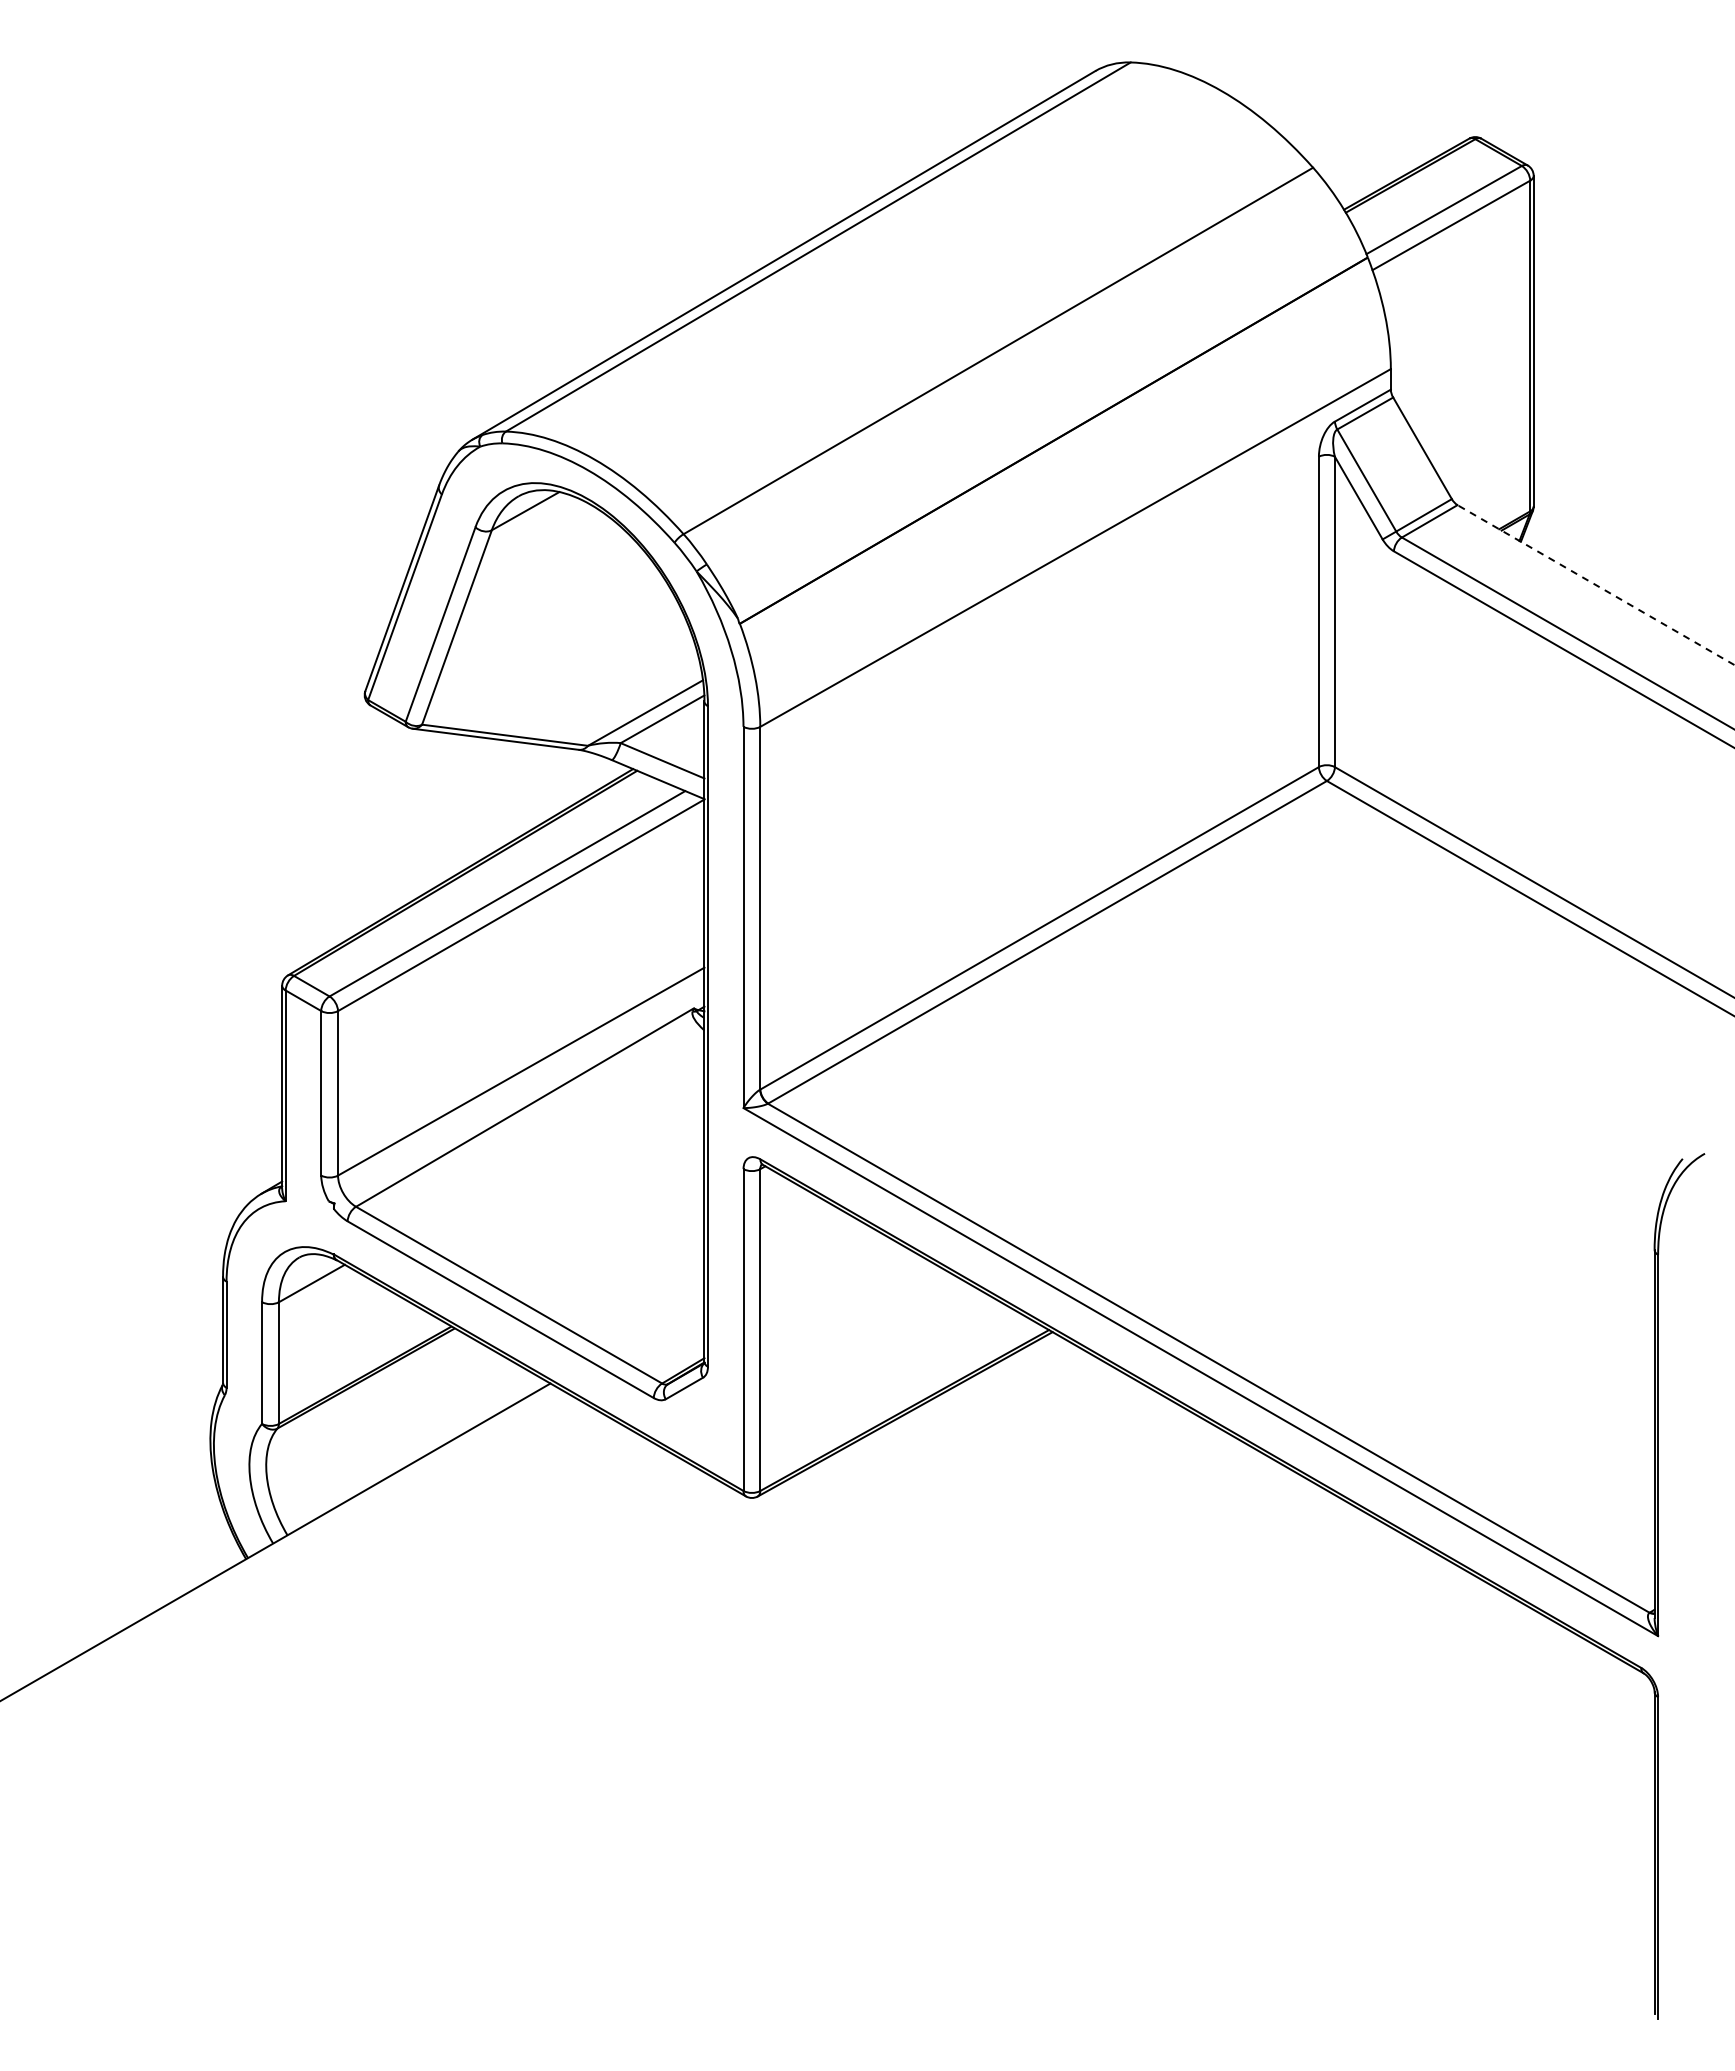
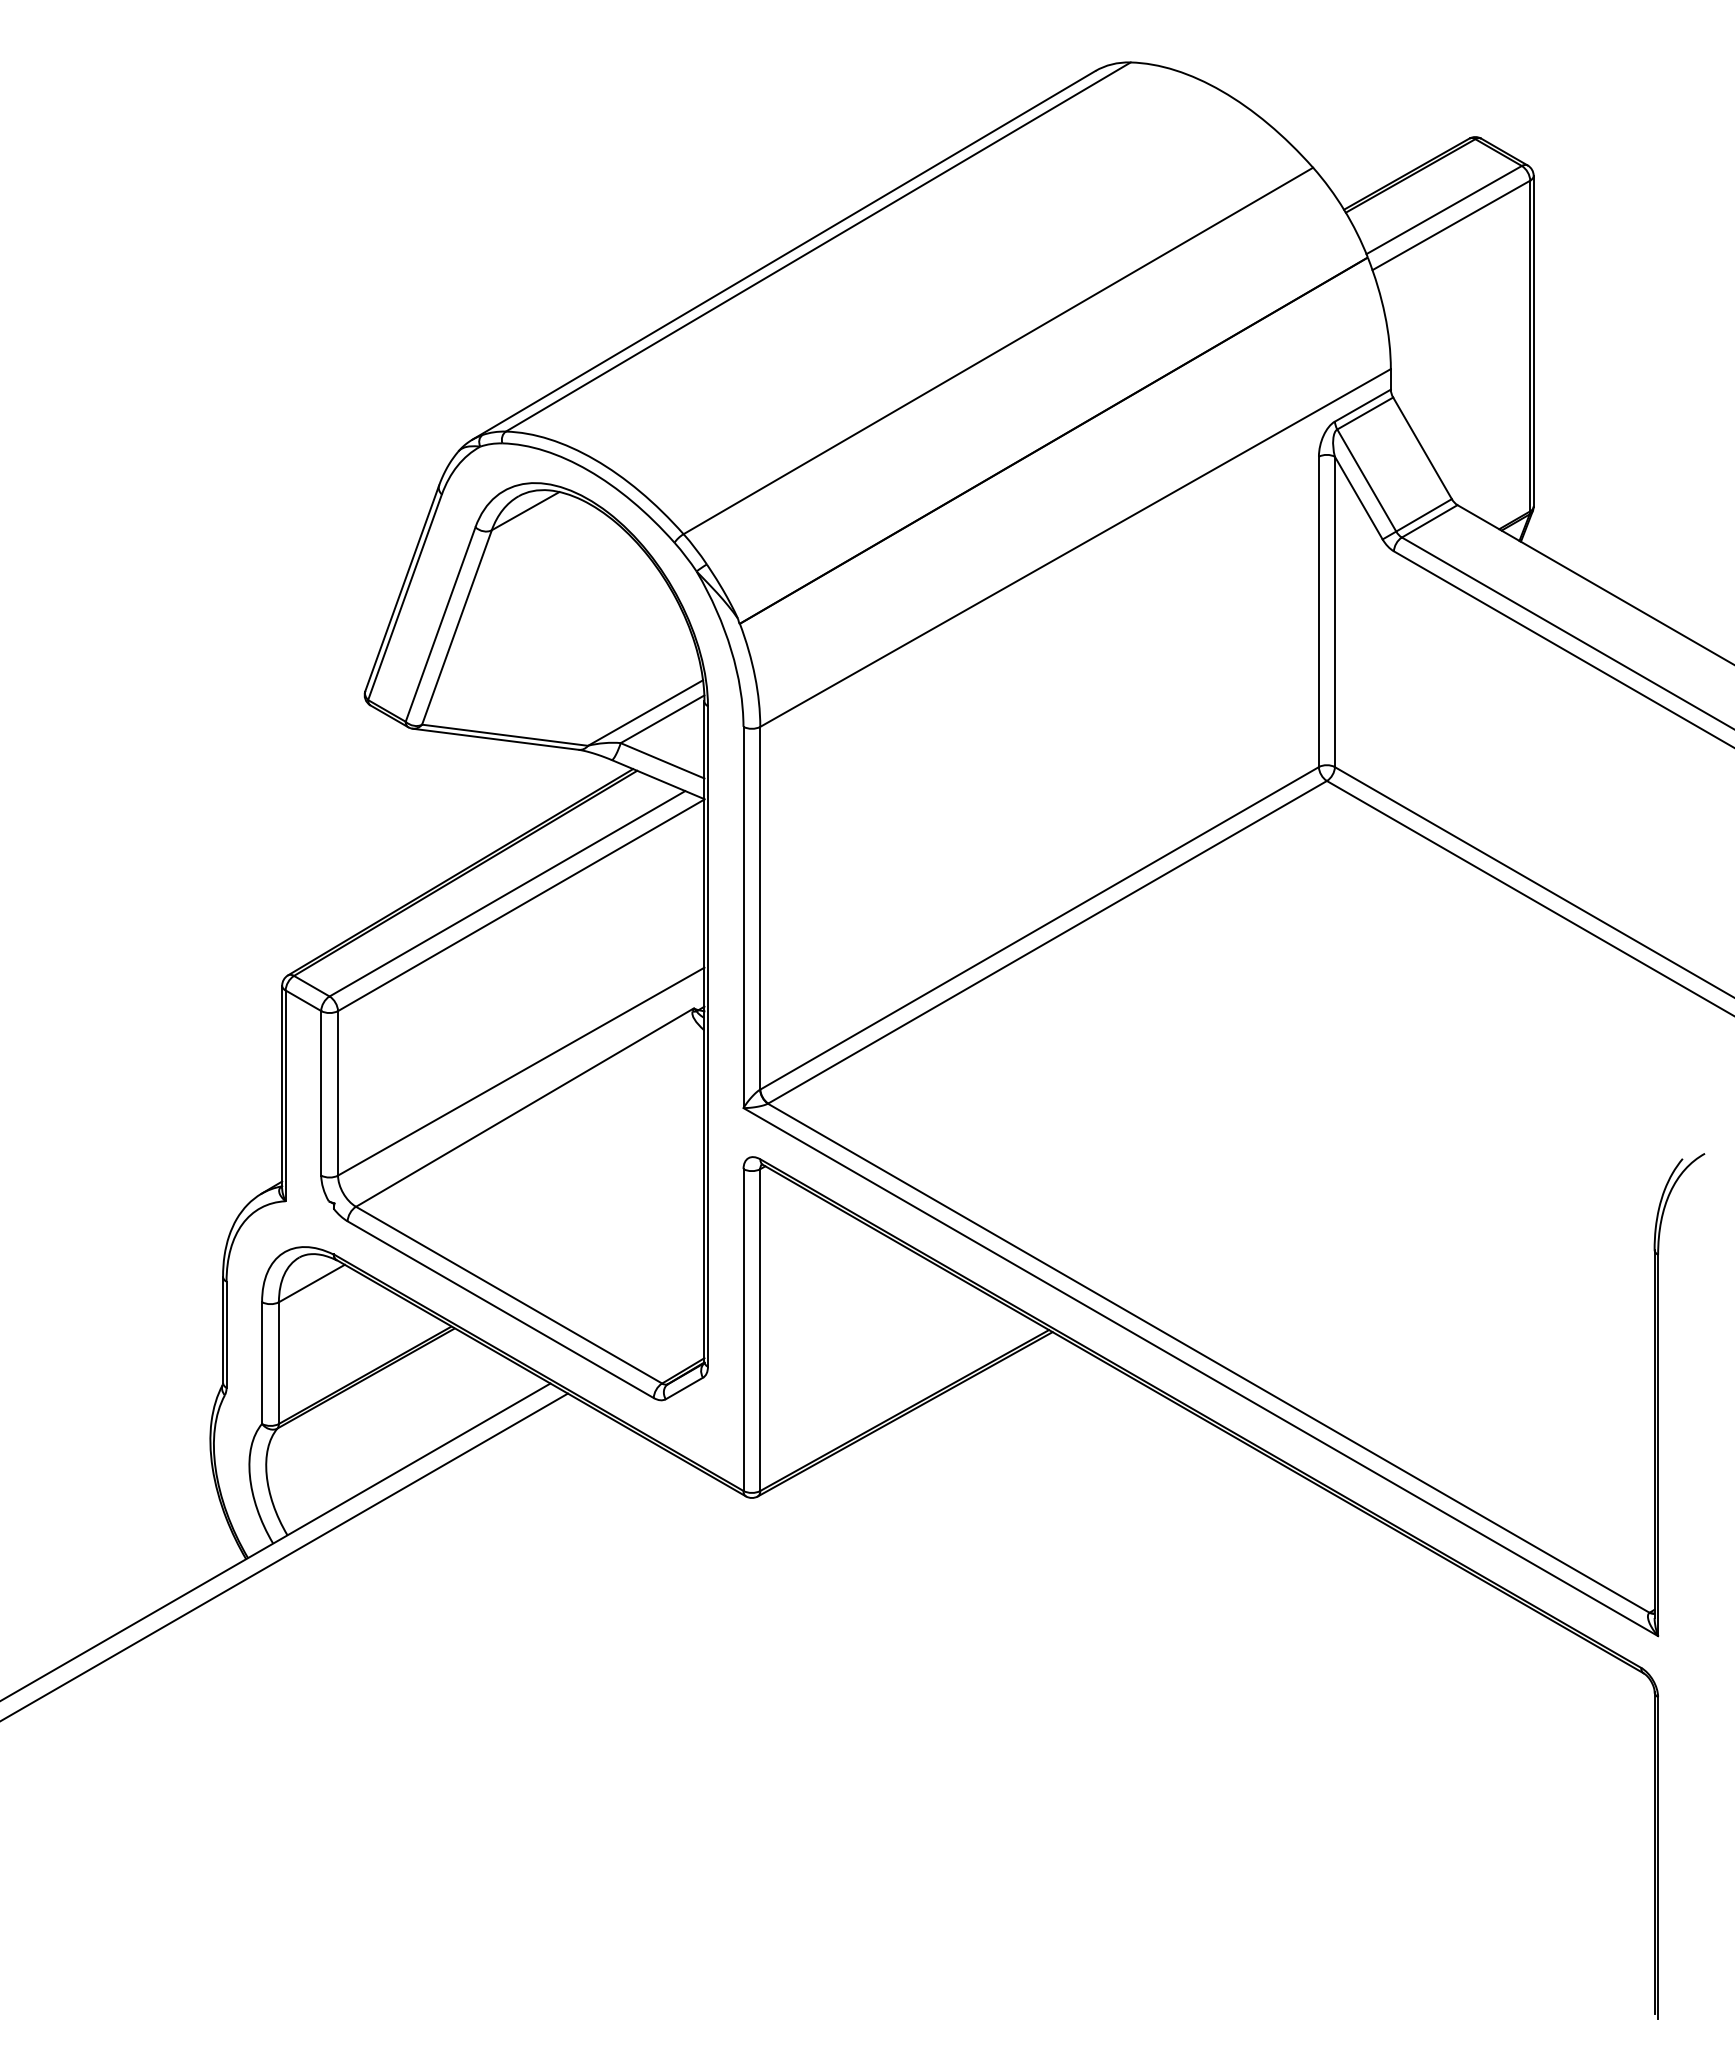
line: dashed -> solid (1596, 585)
line: none -> present (284, 1556)
